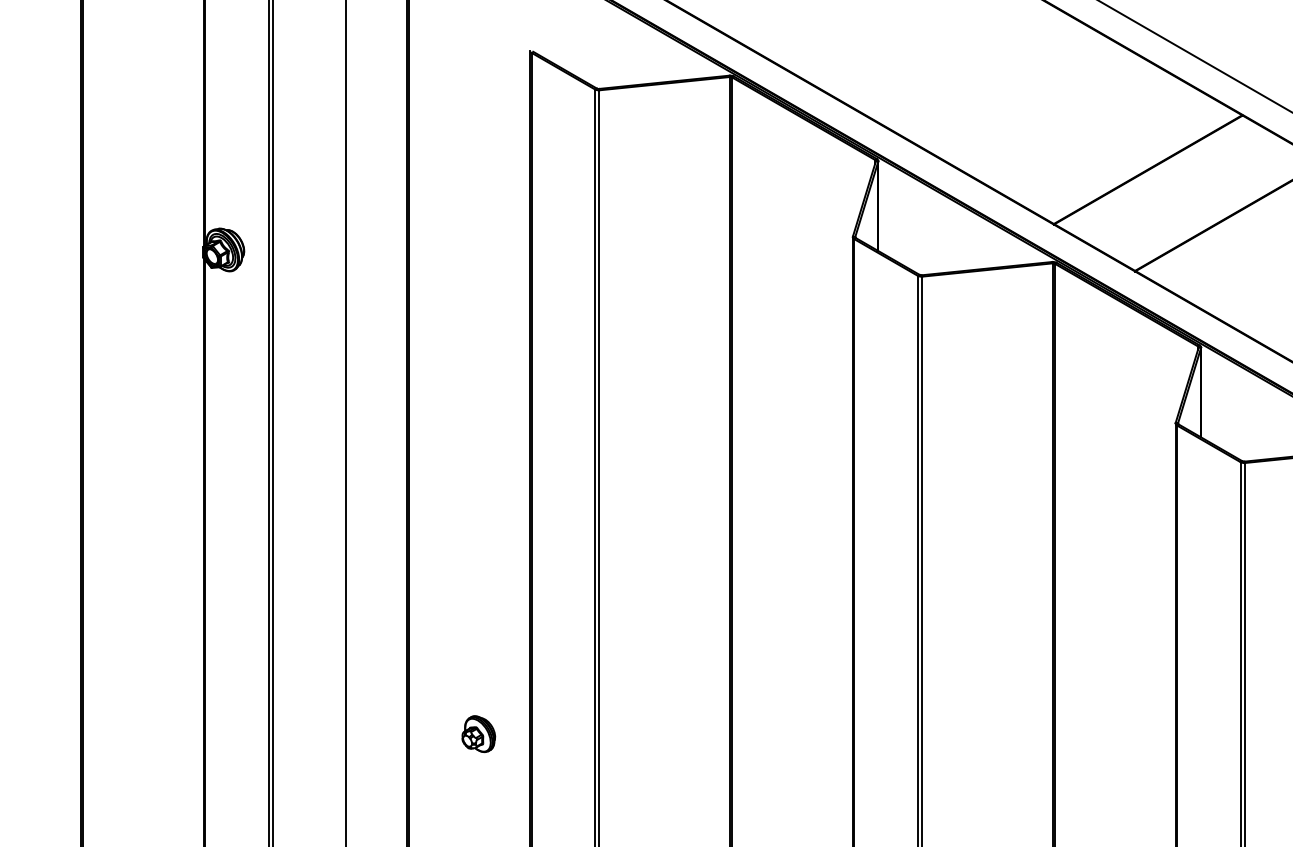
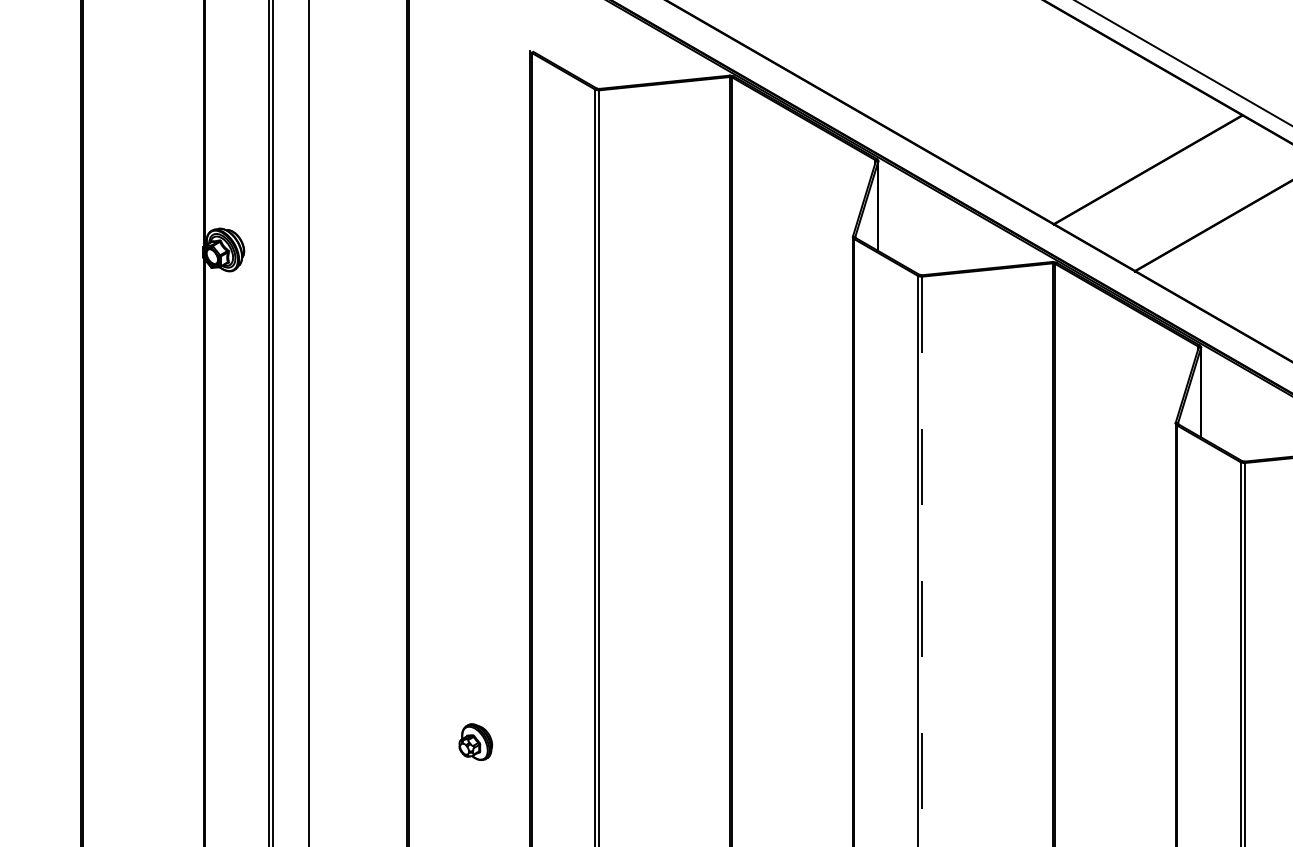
line position: (1195, 56) -> (1183, 63) (1183, 63)
line position: (345, 422) -> (308, 422) (308, 422)
line: solid -> dashed (922, 561)
part position: (478, 734) -> (475, 742) (475, 742)
